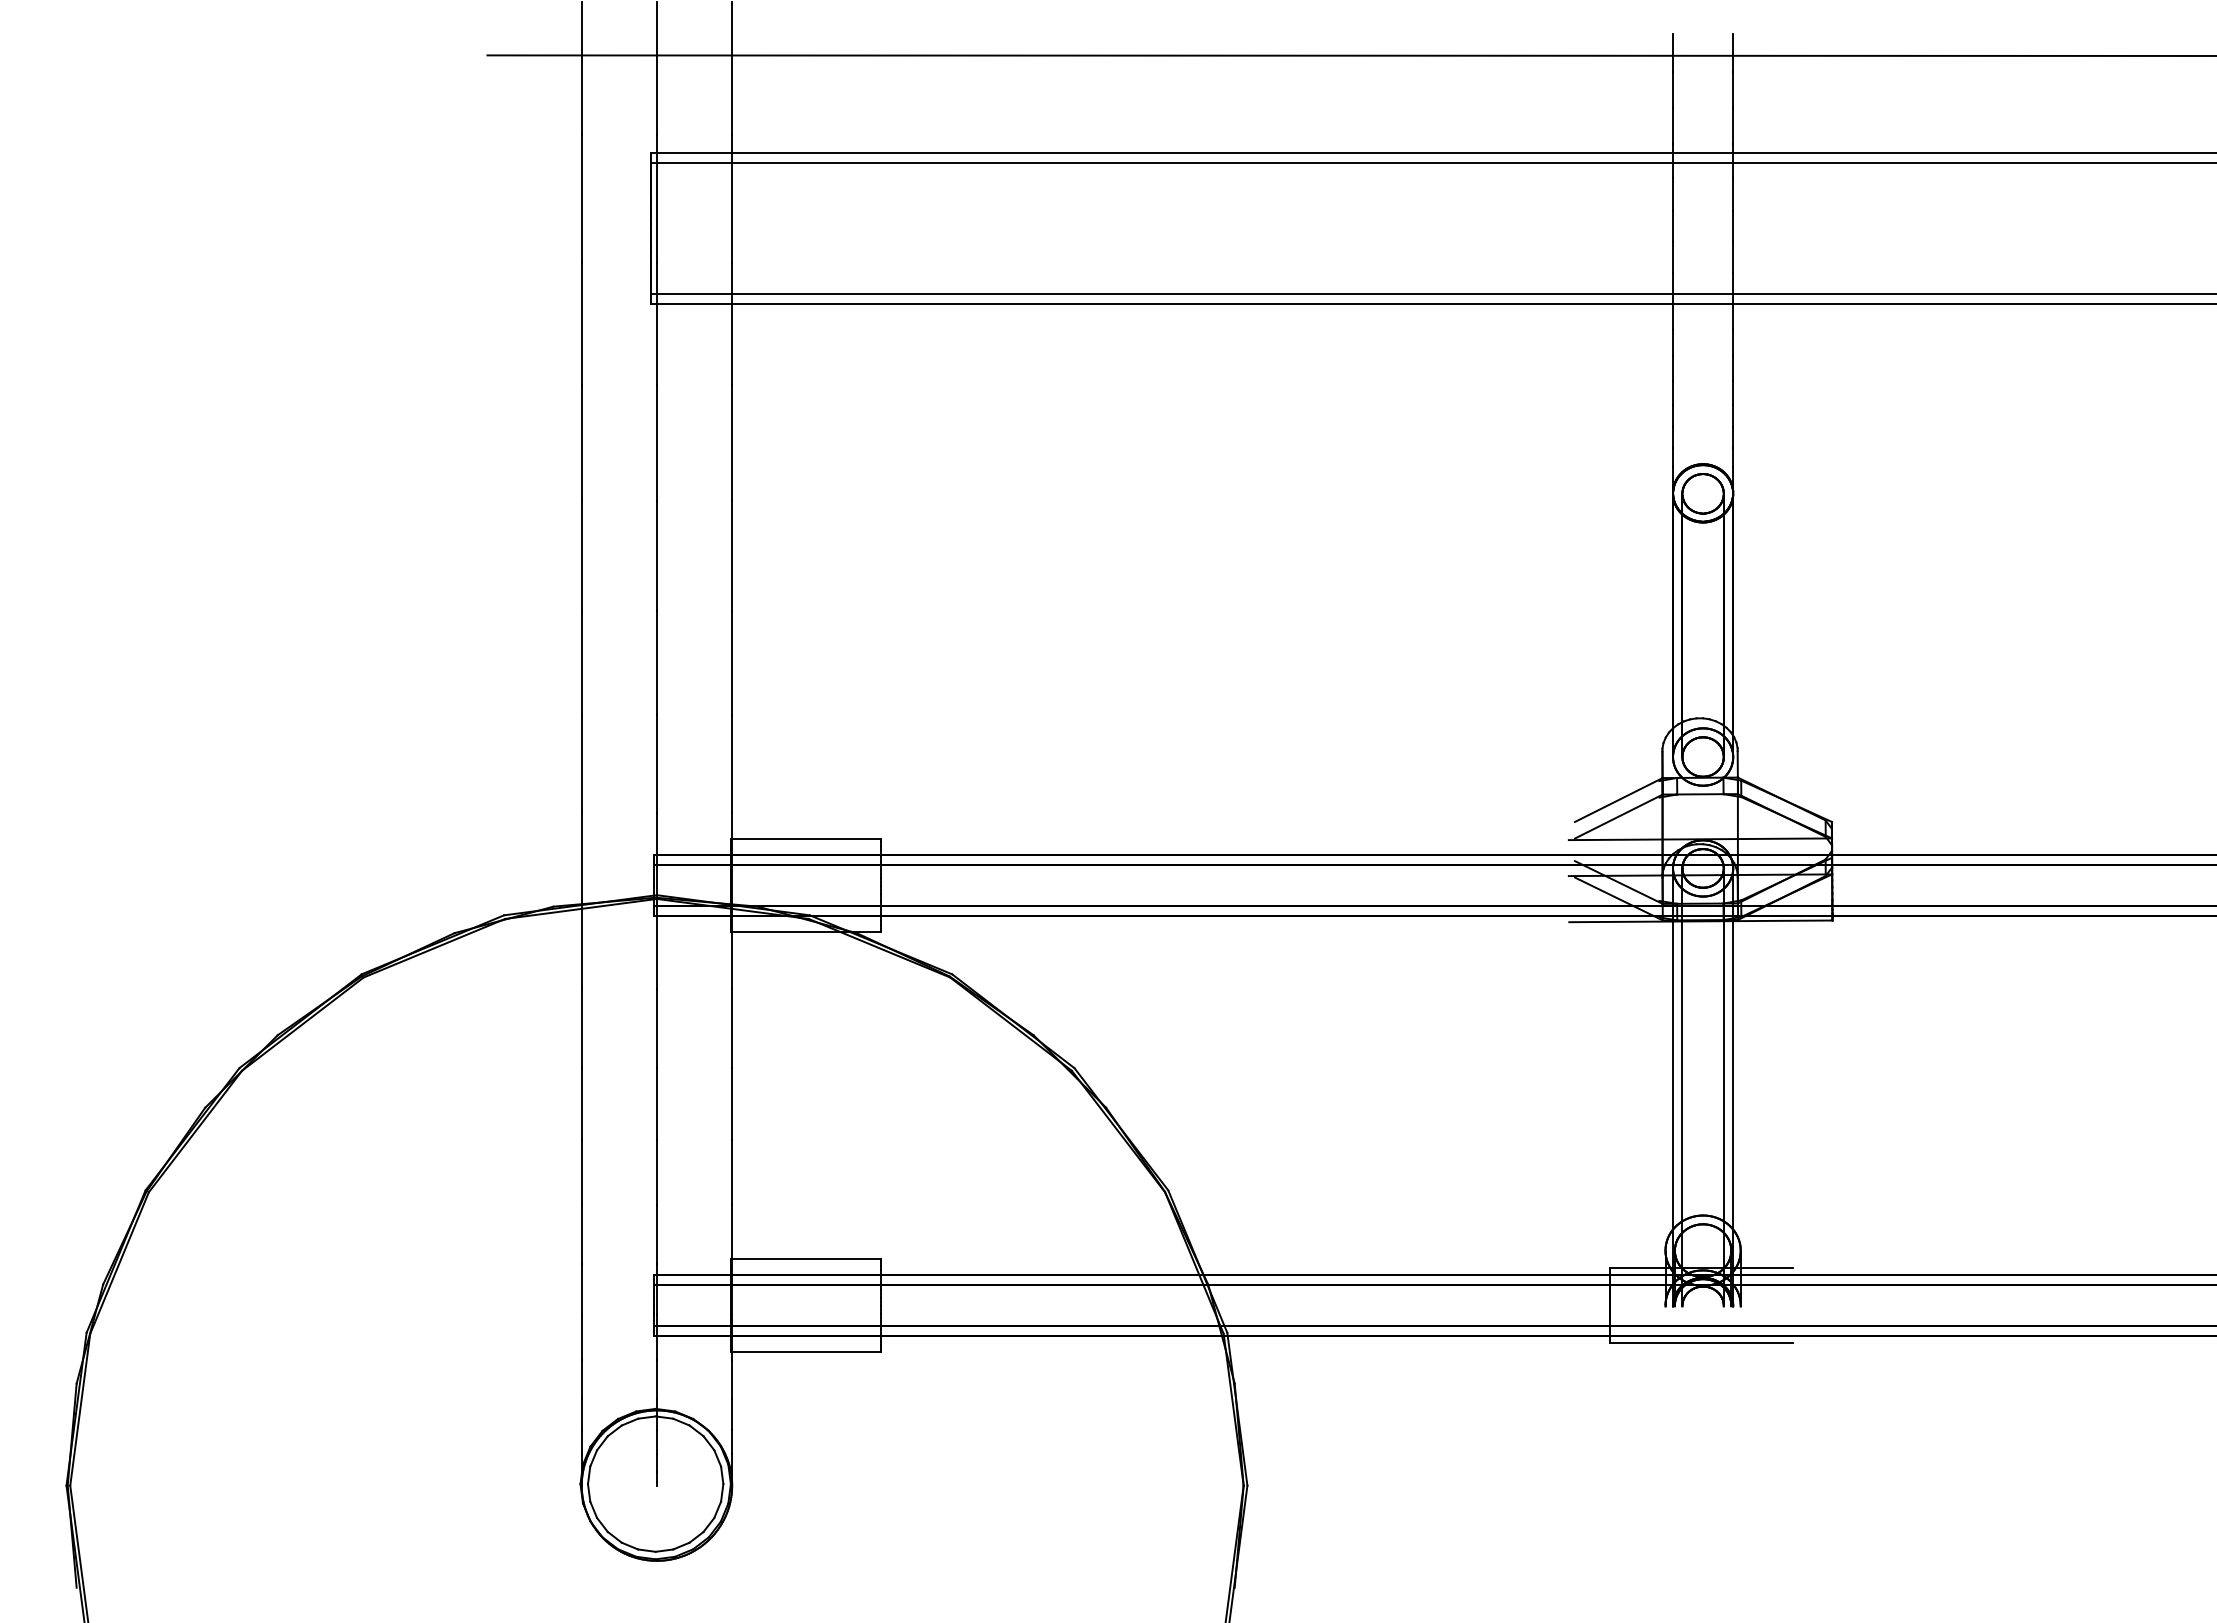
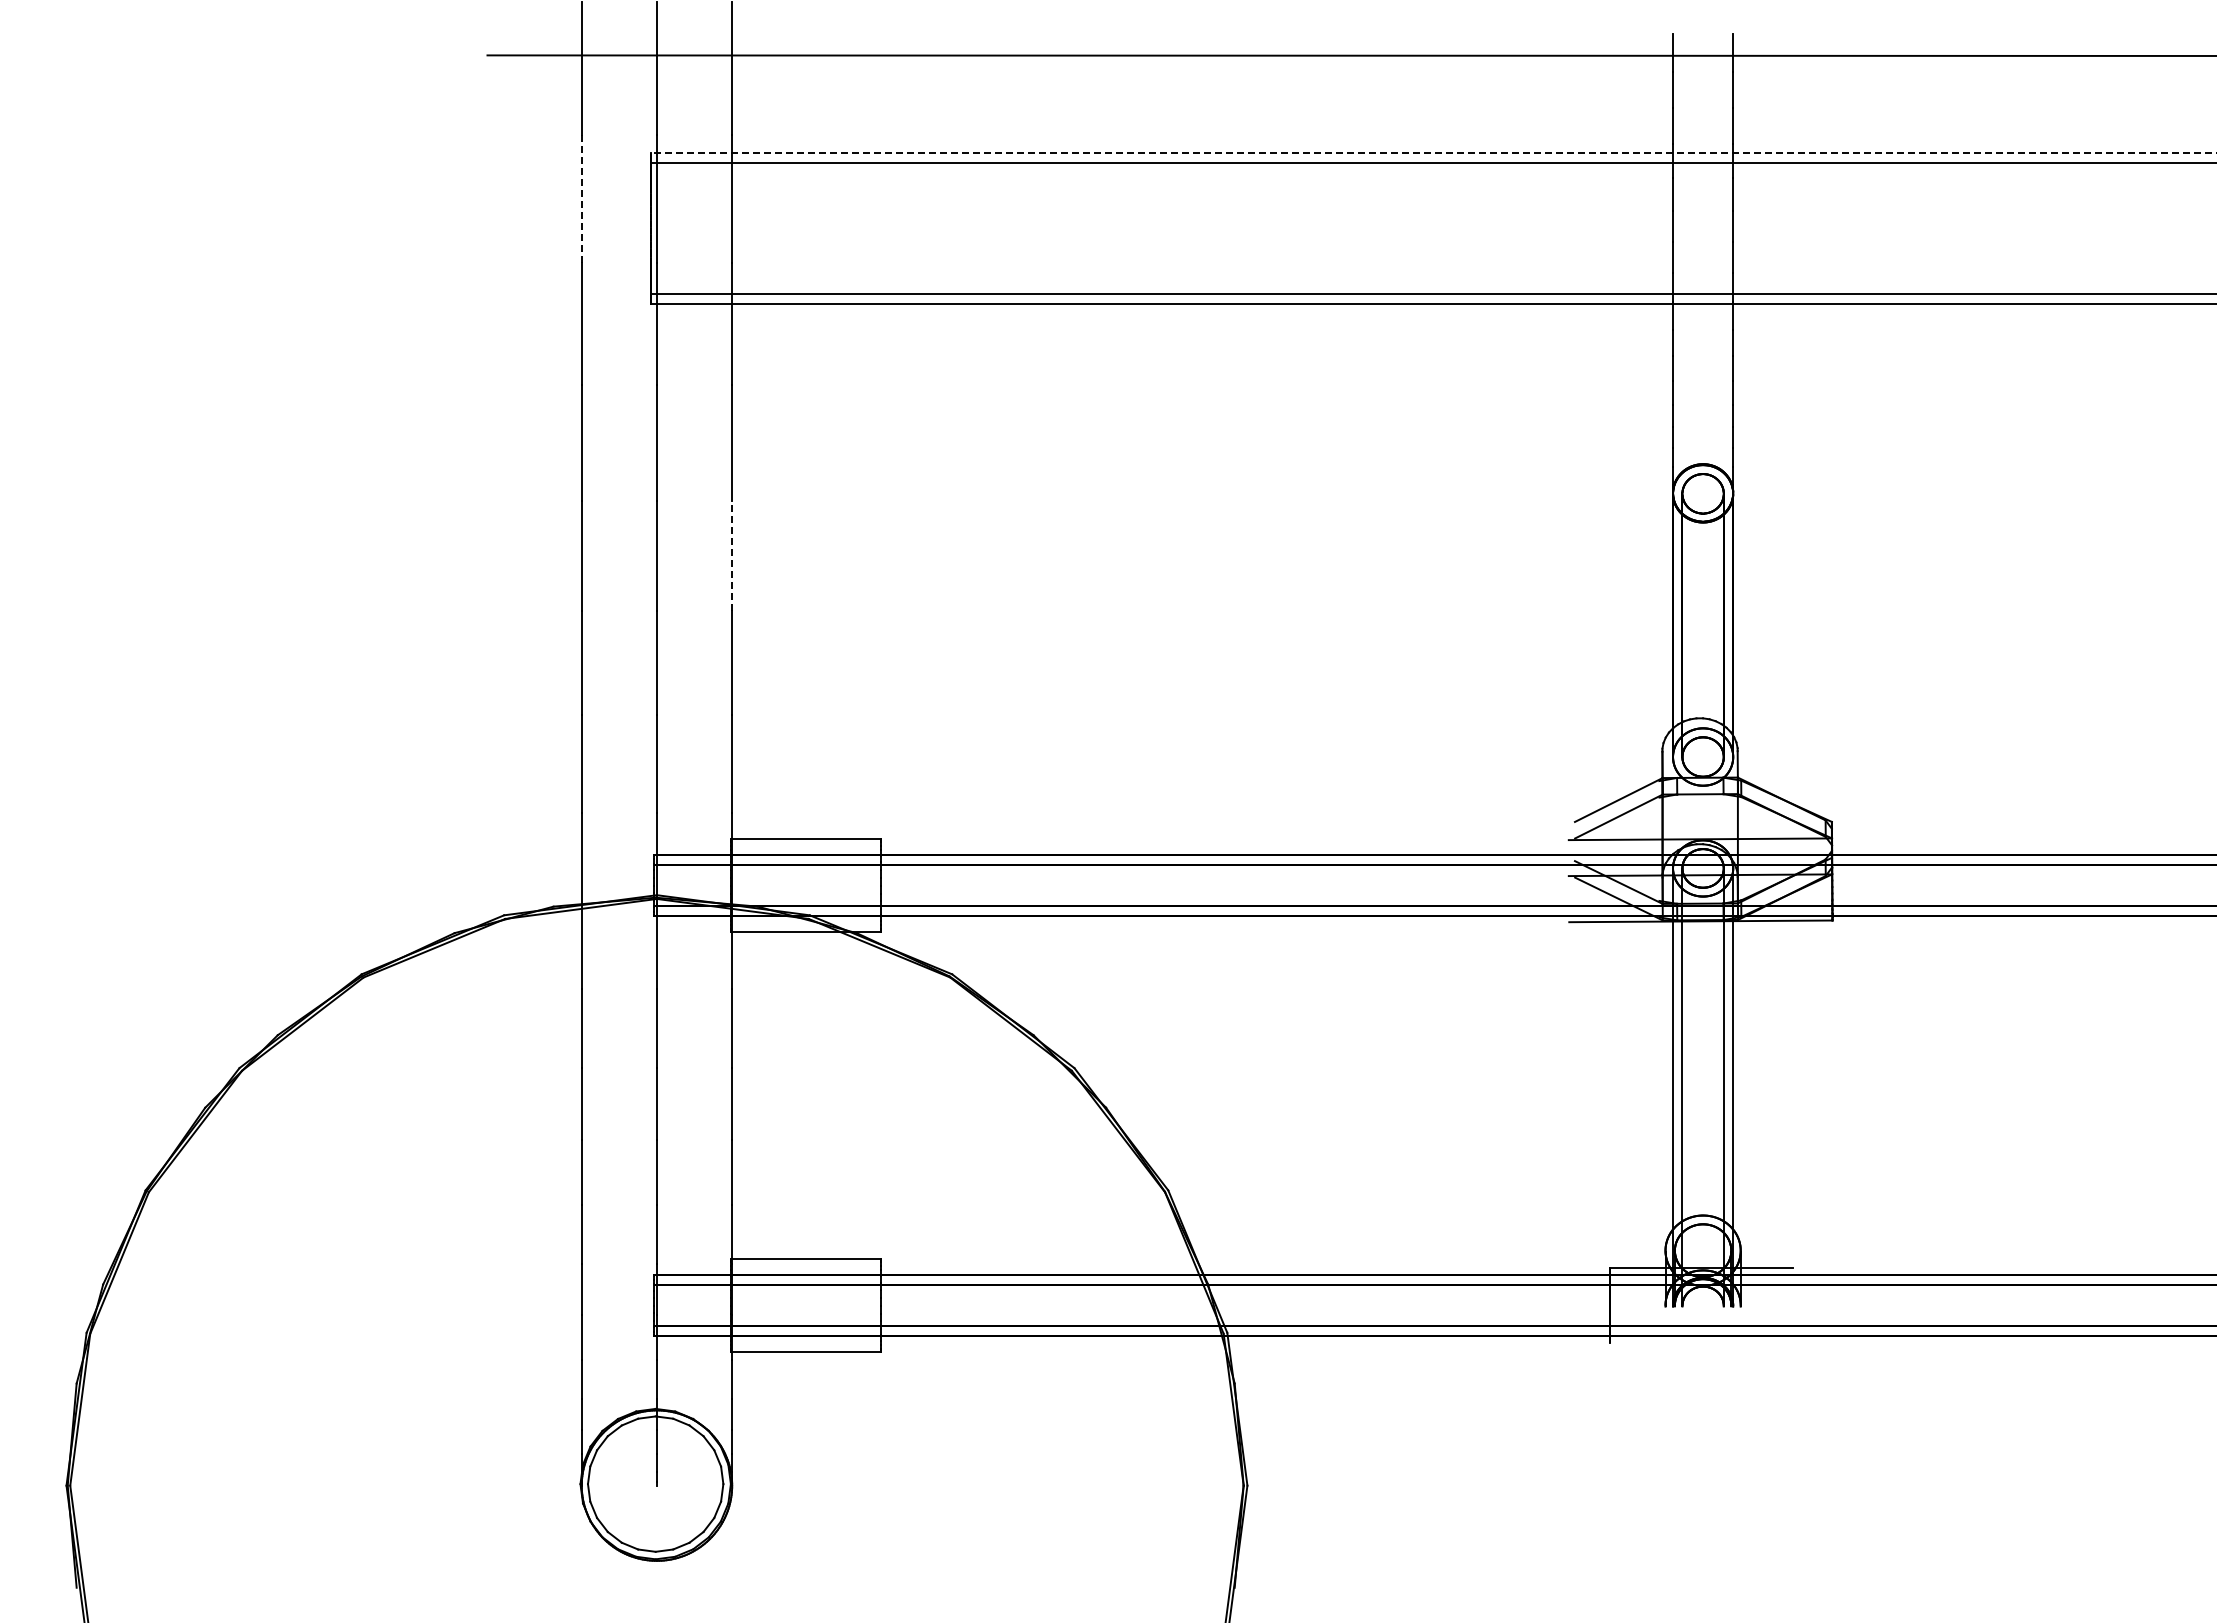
line: solid -> dashed (1433, 153)
line: solid -> dashed (581, 199)
line: solid -> dashed (732, 555)
line: present -> none (1701, 1343)
